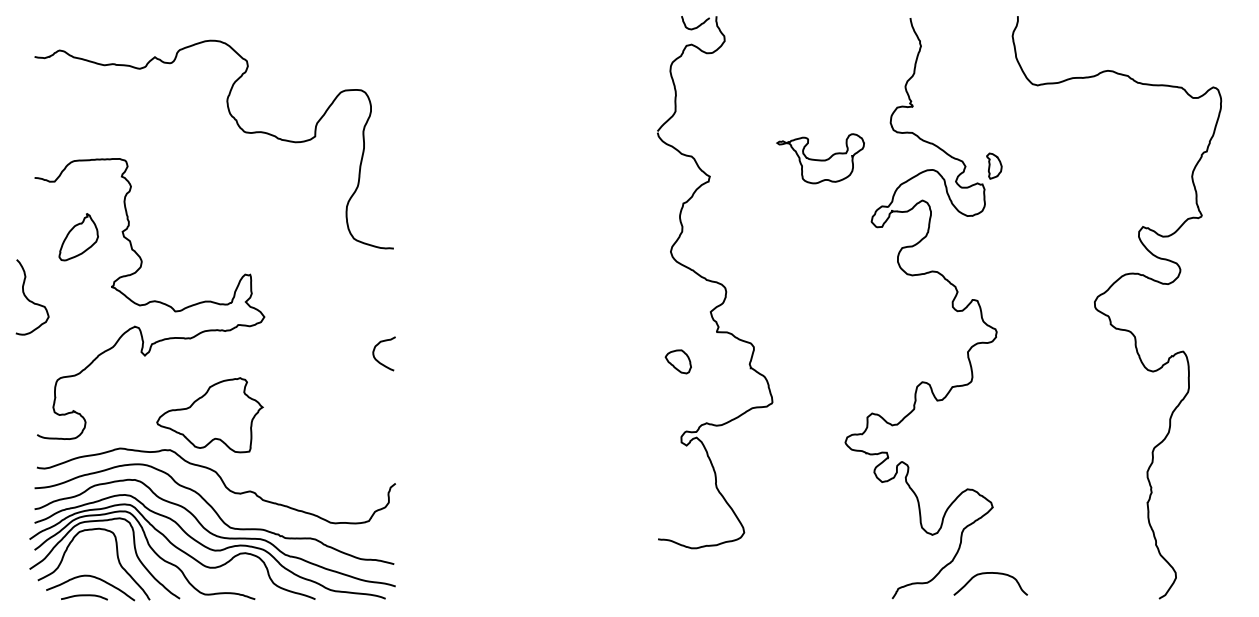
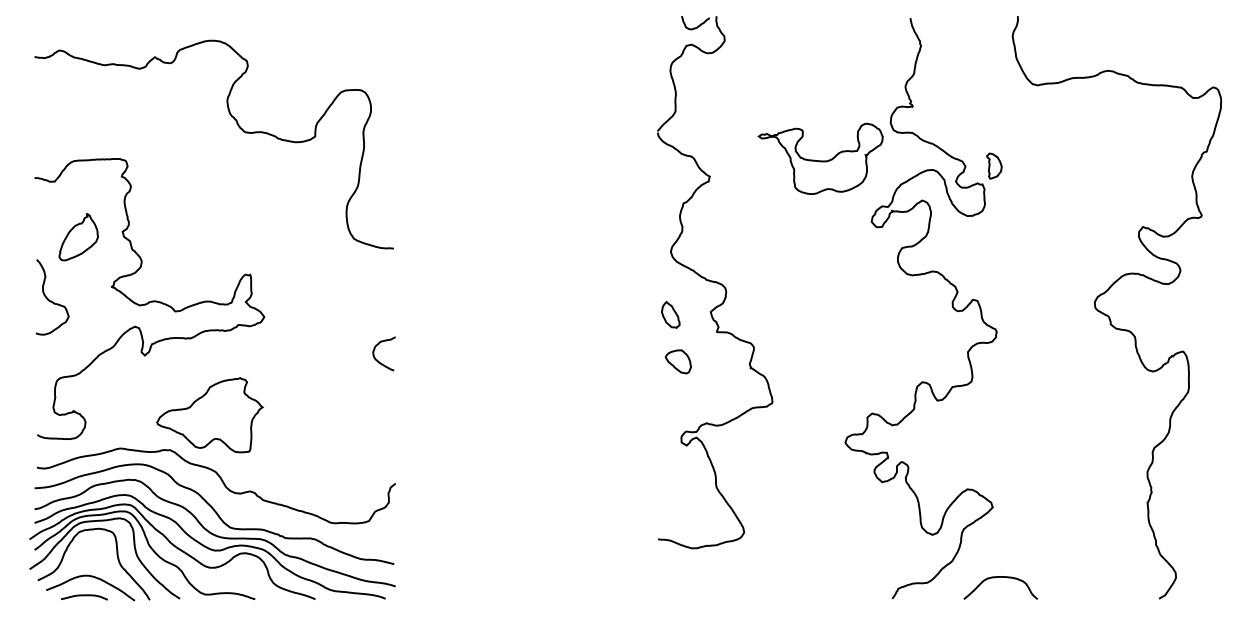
part size: 89x52 px -> 127x73 px (820, 158)
curve position: (31, 300) -> (51, 300) (51, 300)
part: none -> present (670, 314)
curve position: (990, 573) -> (1000, 577) (1000, 577)
